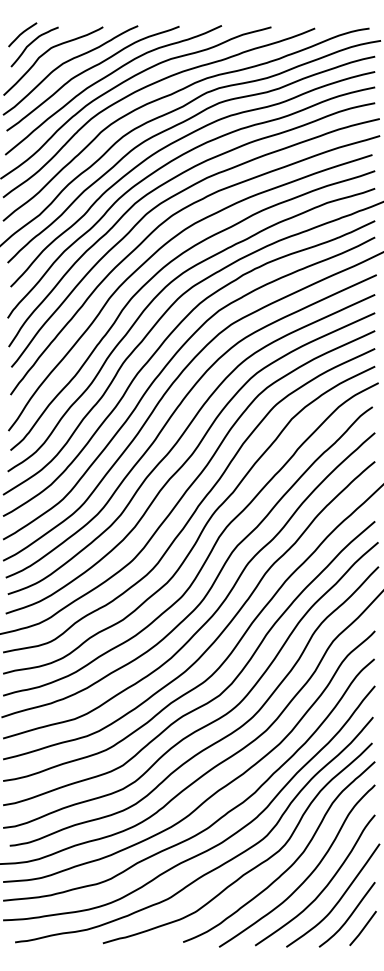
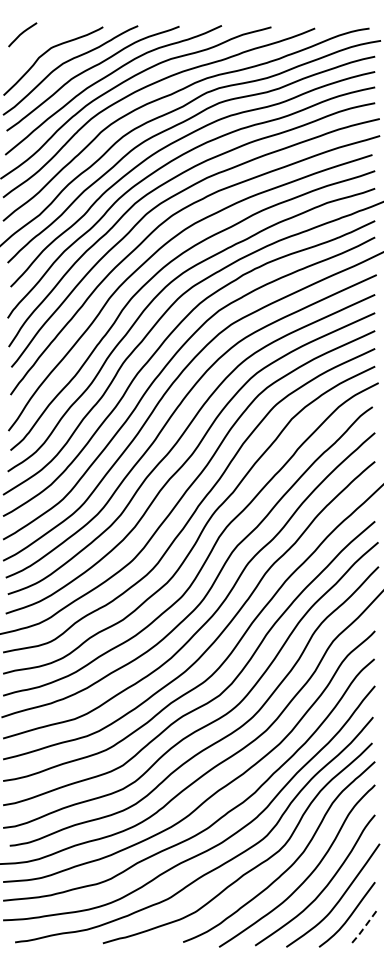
curve: present -> none (32, 43)
line: solid -> dashed (363, 929)
